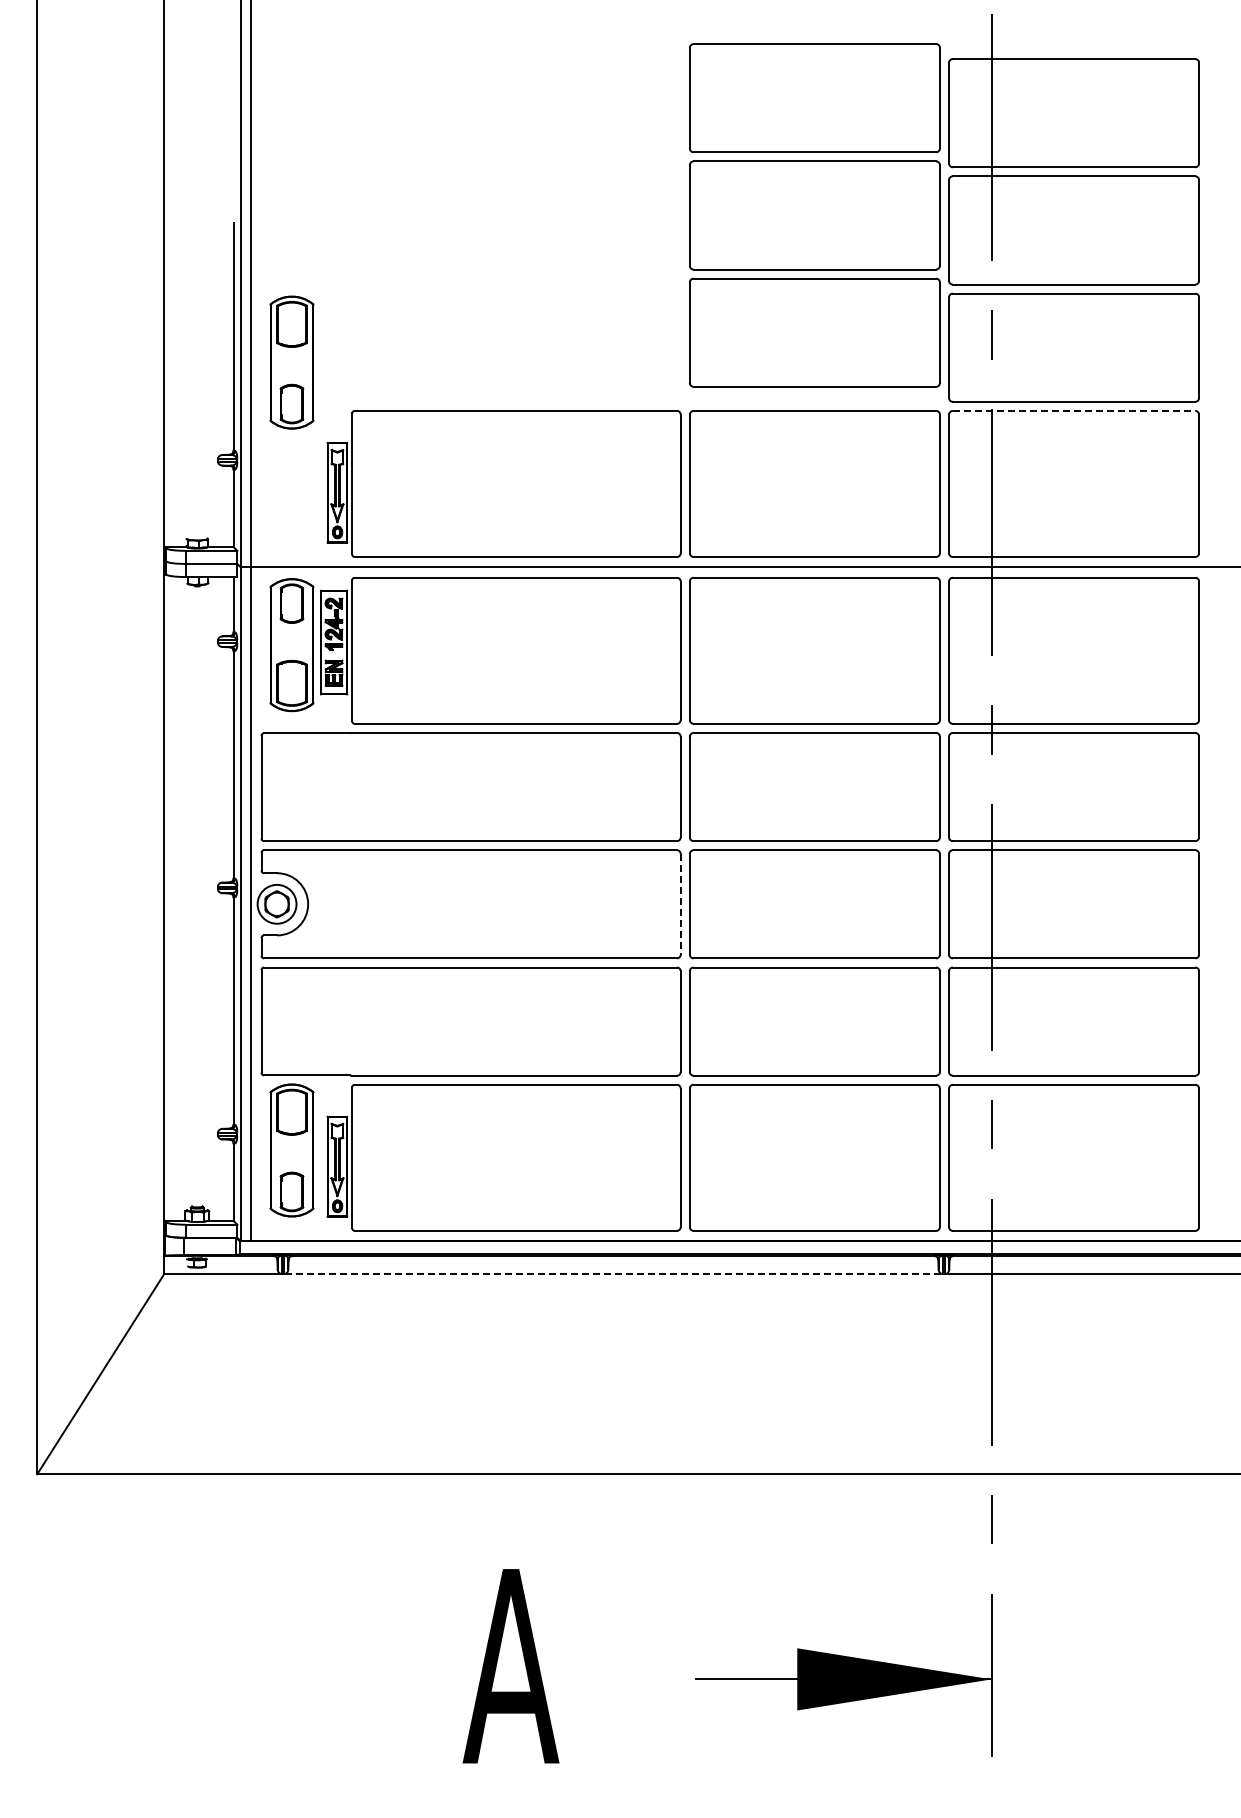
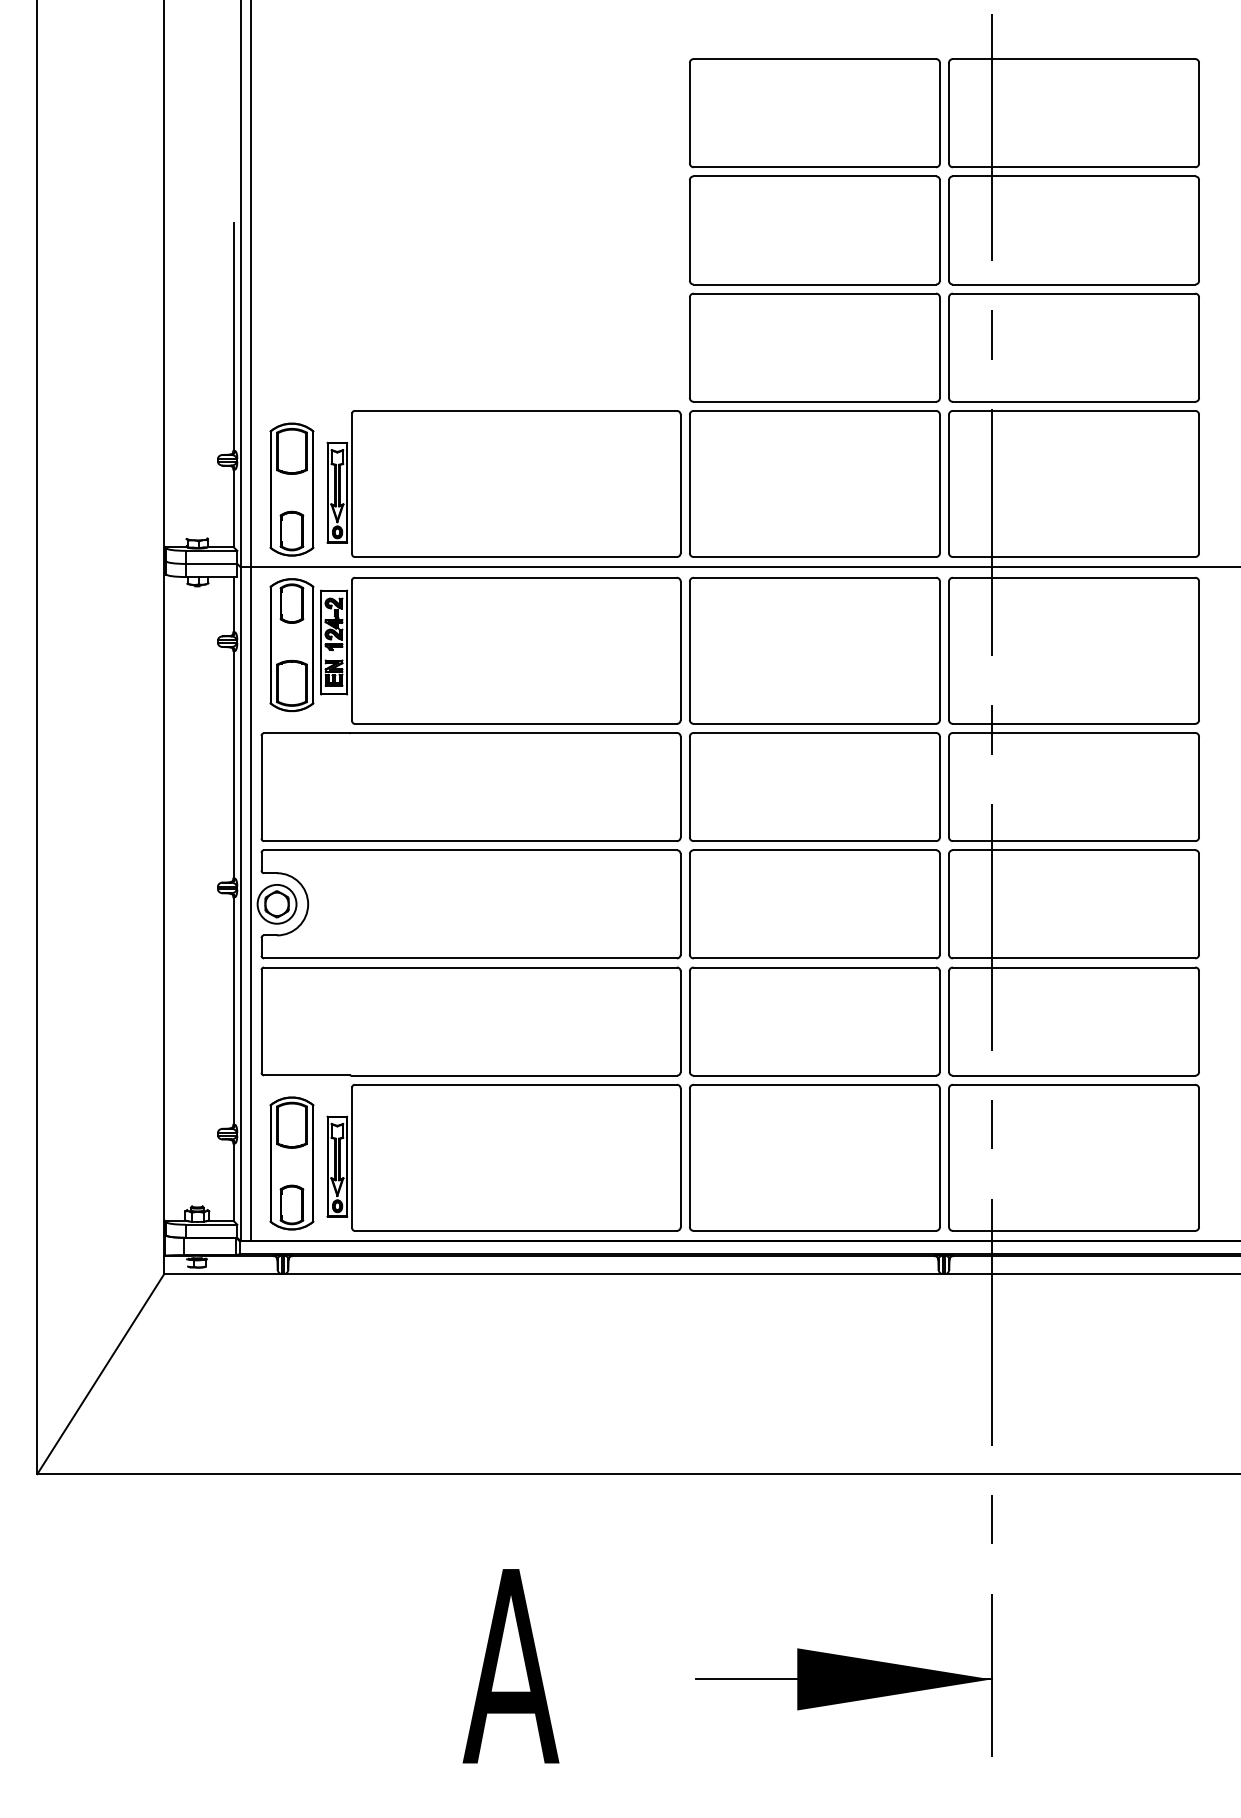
part position: (814, 215) -> (814, 230) (814, 230)
part position: (291, 362) -> (291, 489) (291, 489)
line: dashed -> solid (1074, 410)
line: dashed -> solid (680, 904)
part position: (291, 1150) -> (291, 1163) (291, 1163)
line: dashed -> solid (613, 1273)
